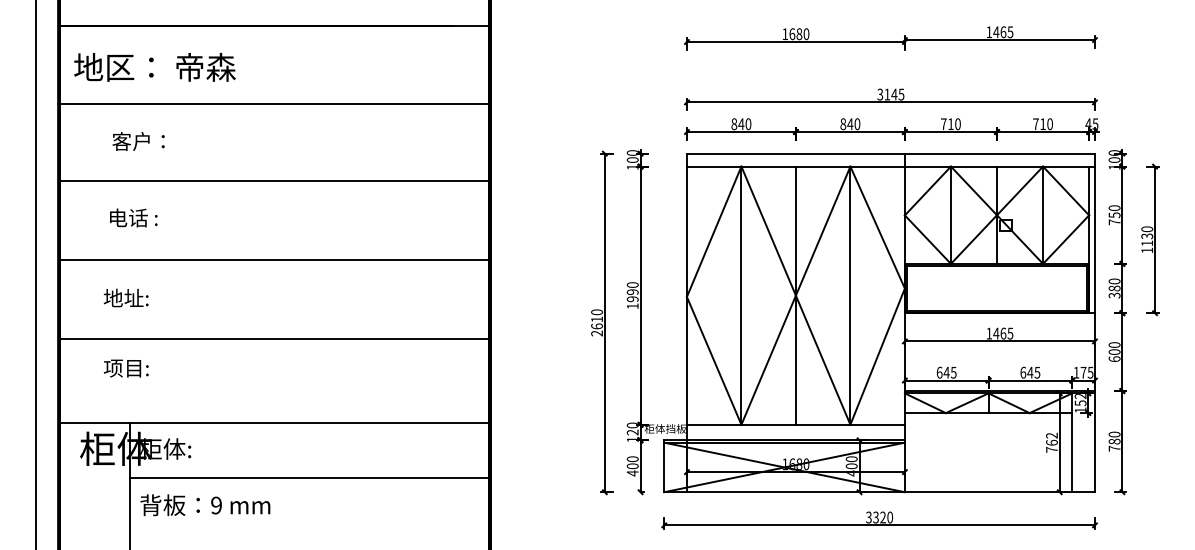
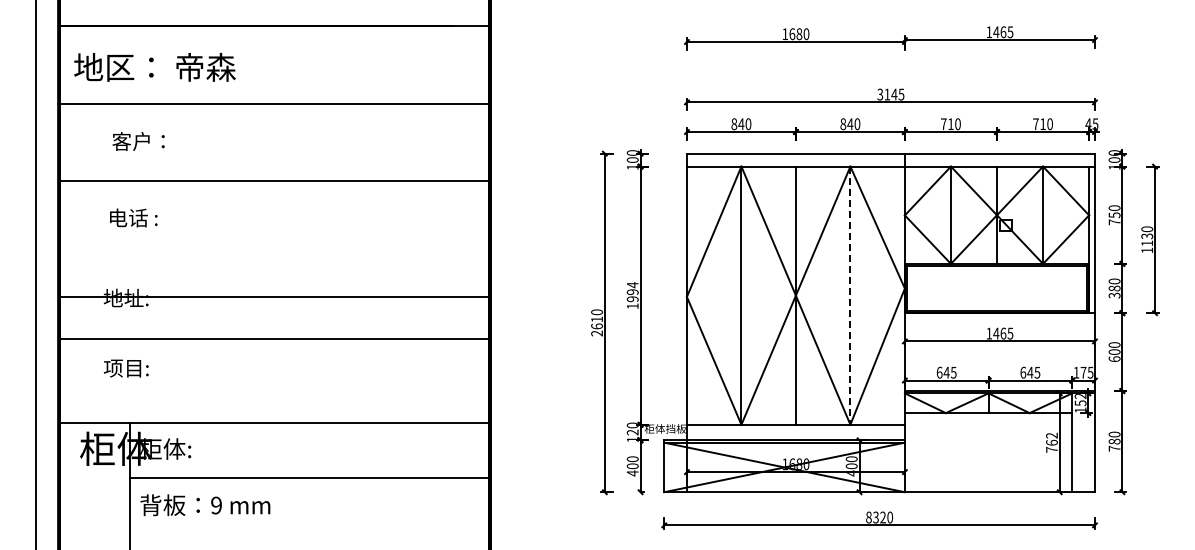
line position: (274, 260) -> (274, 297) (274, 297)
text: 1990 -> 1994 (632, 285)
line: solid -> dashed (850, 296)
text: 3320 -> 8320 (868, 517)
